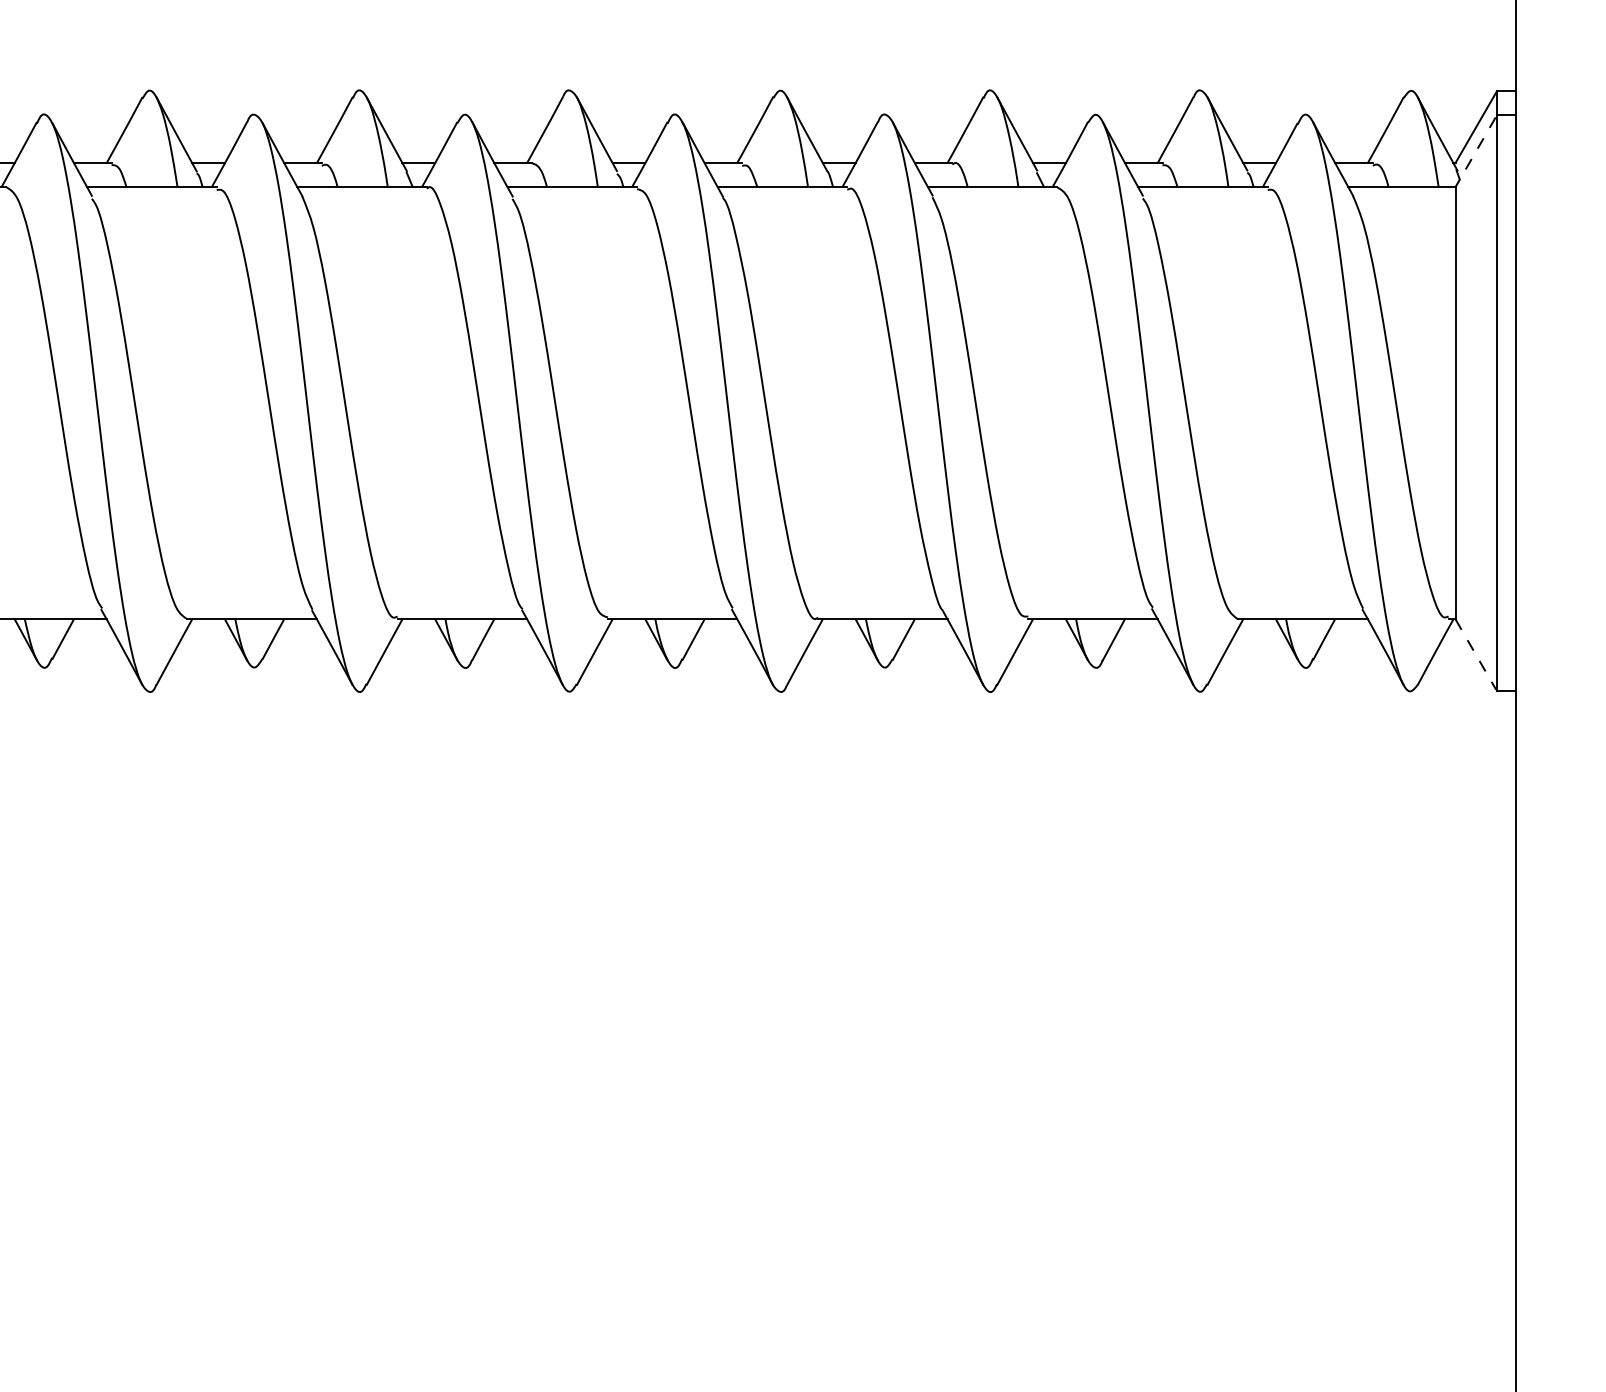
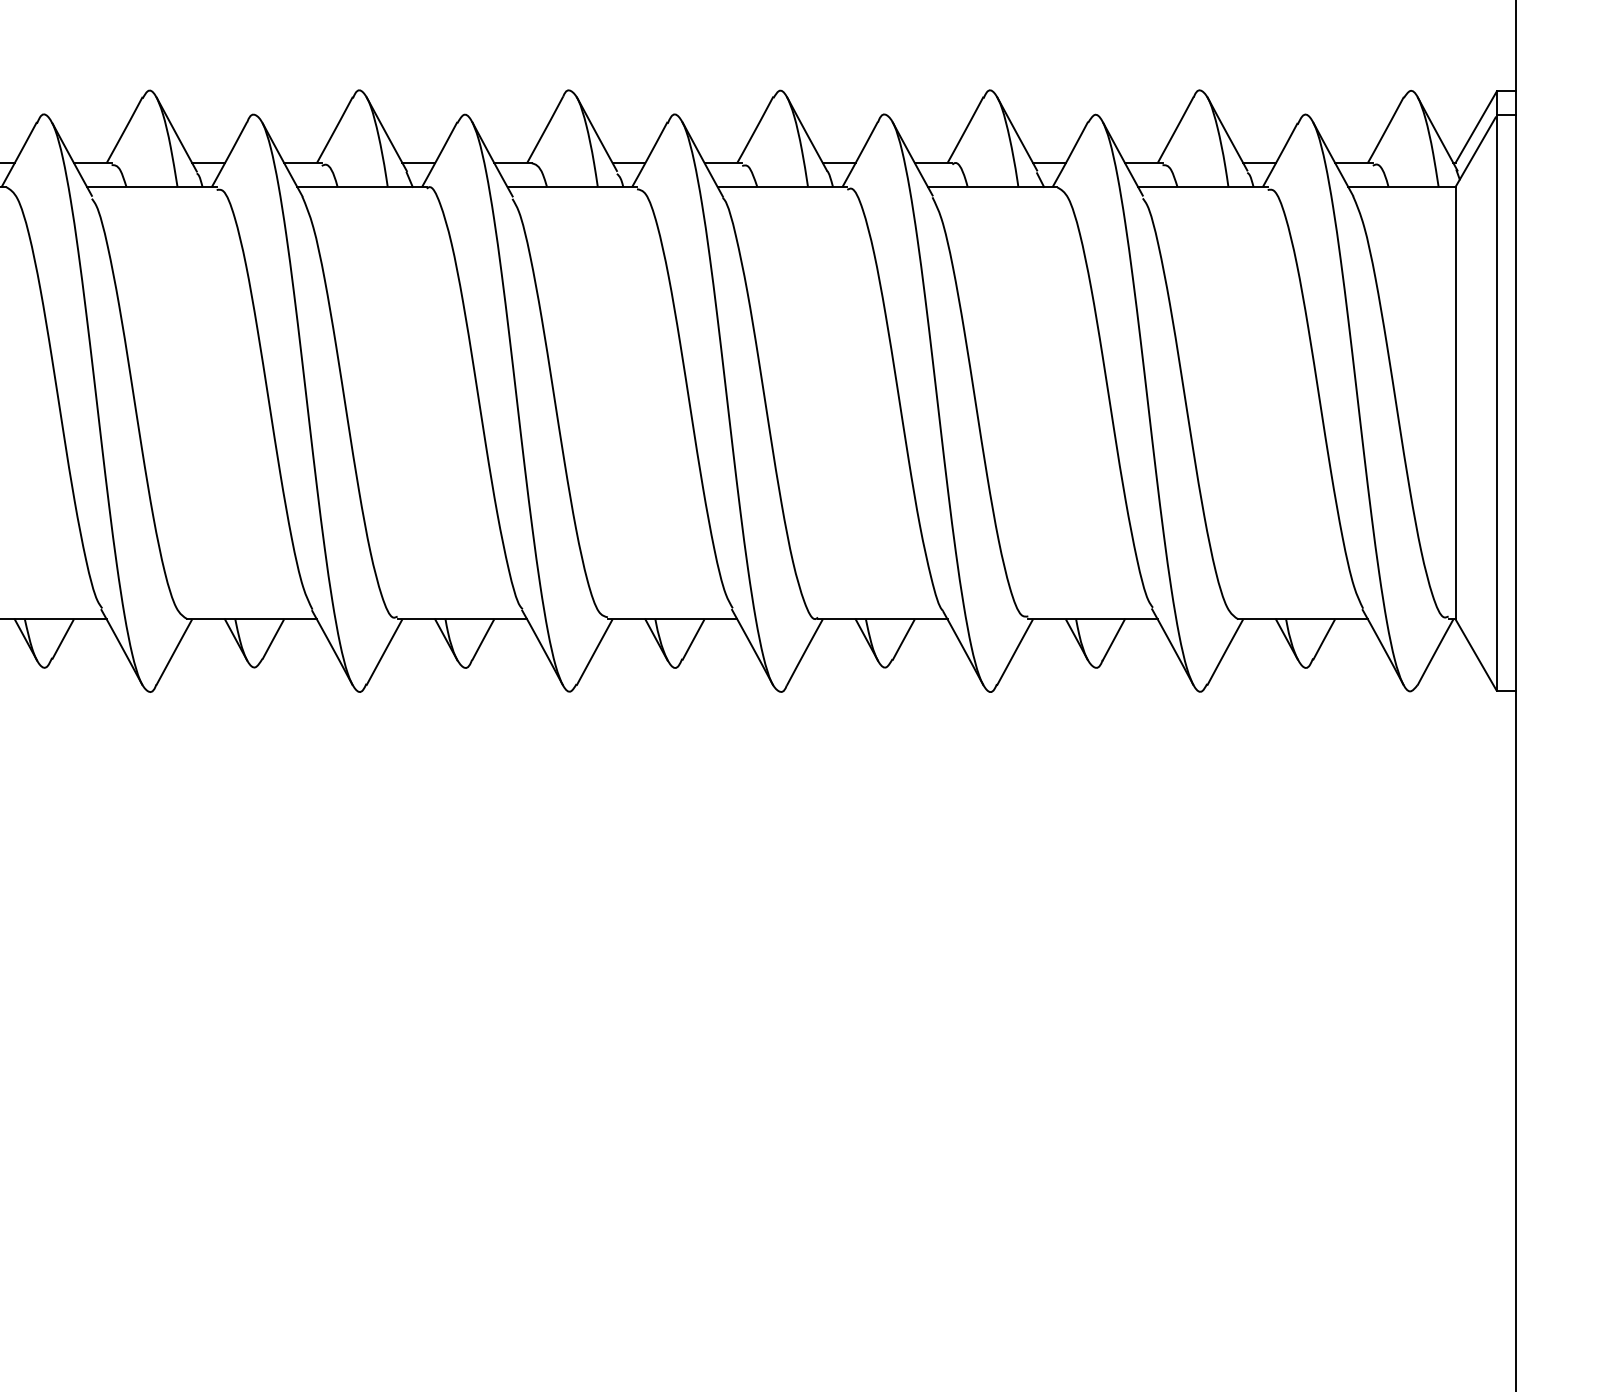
line: dashed -> solid (1475, 152)
line: dashed -> solid (1475, 654)
